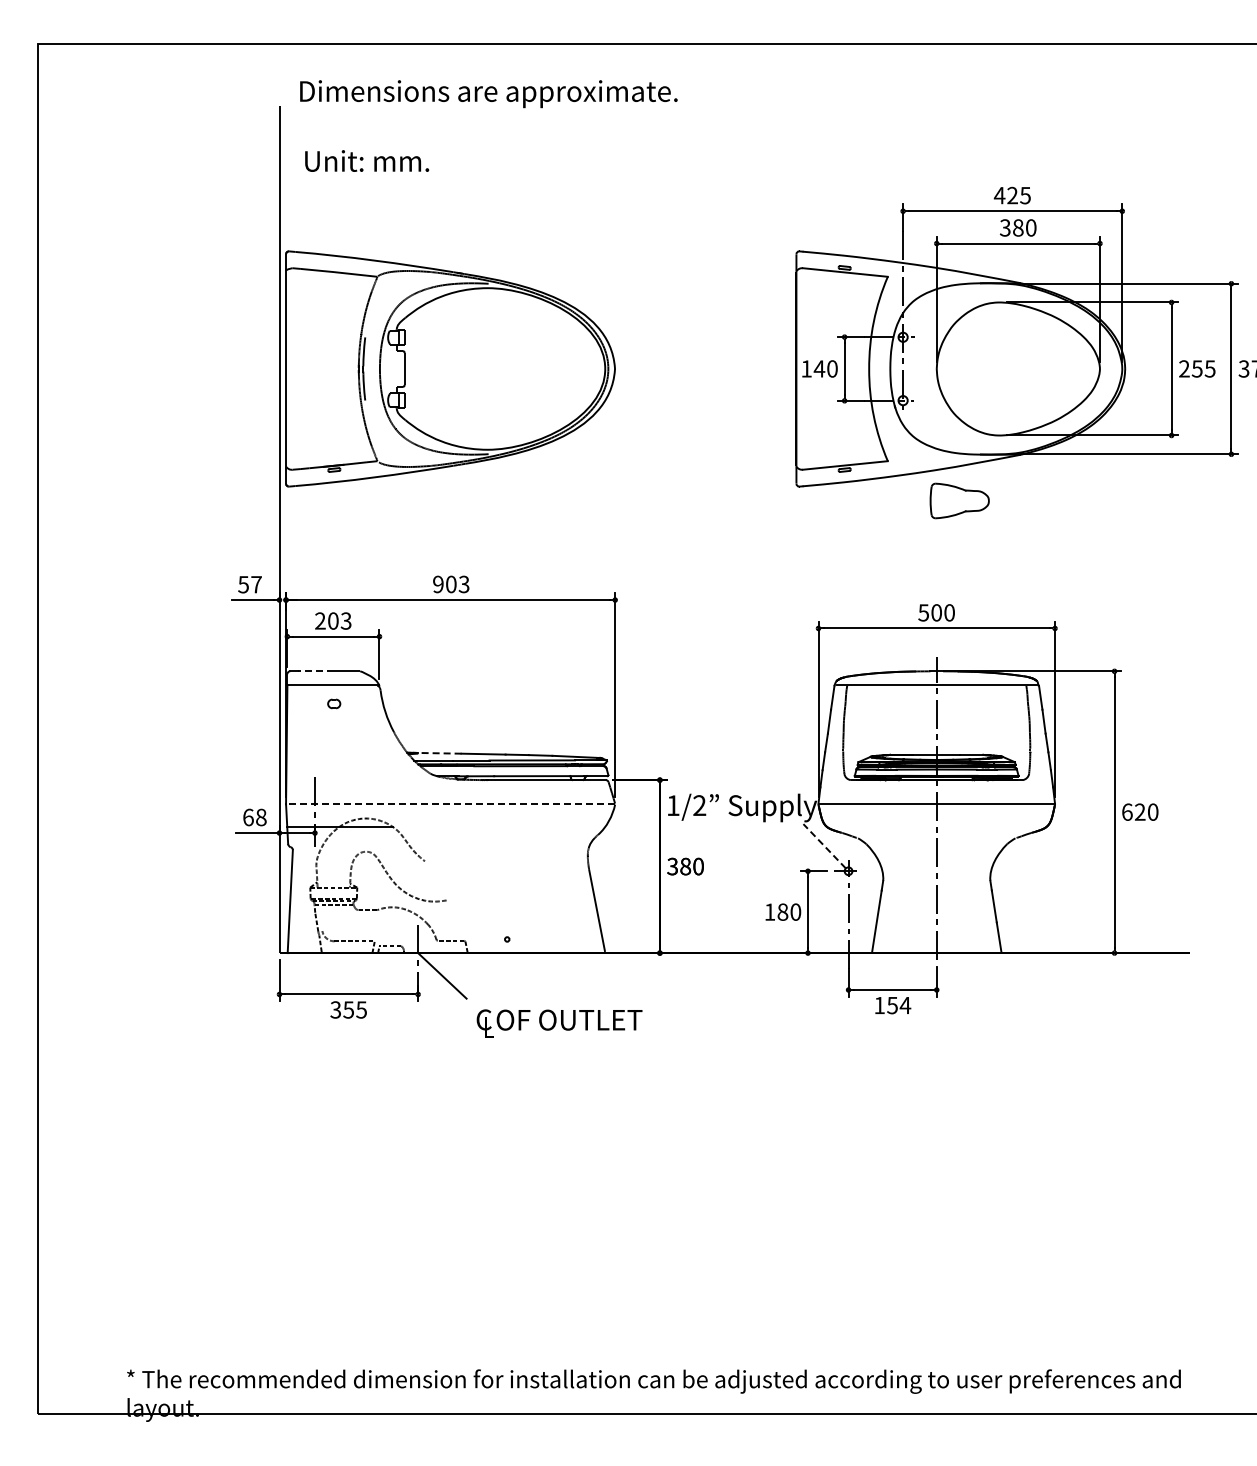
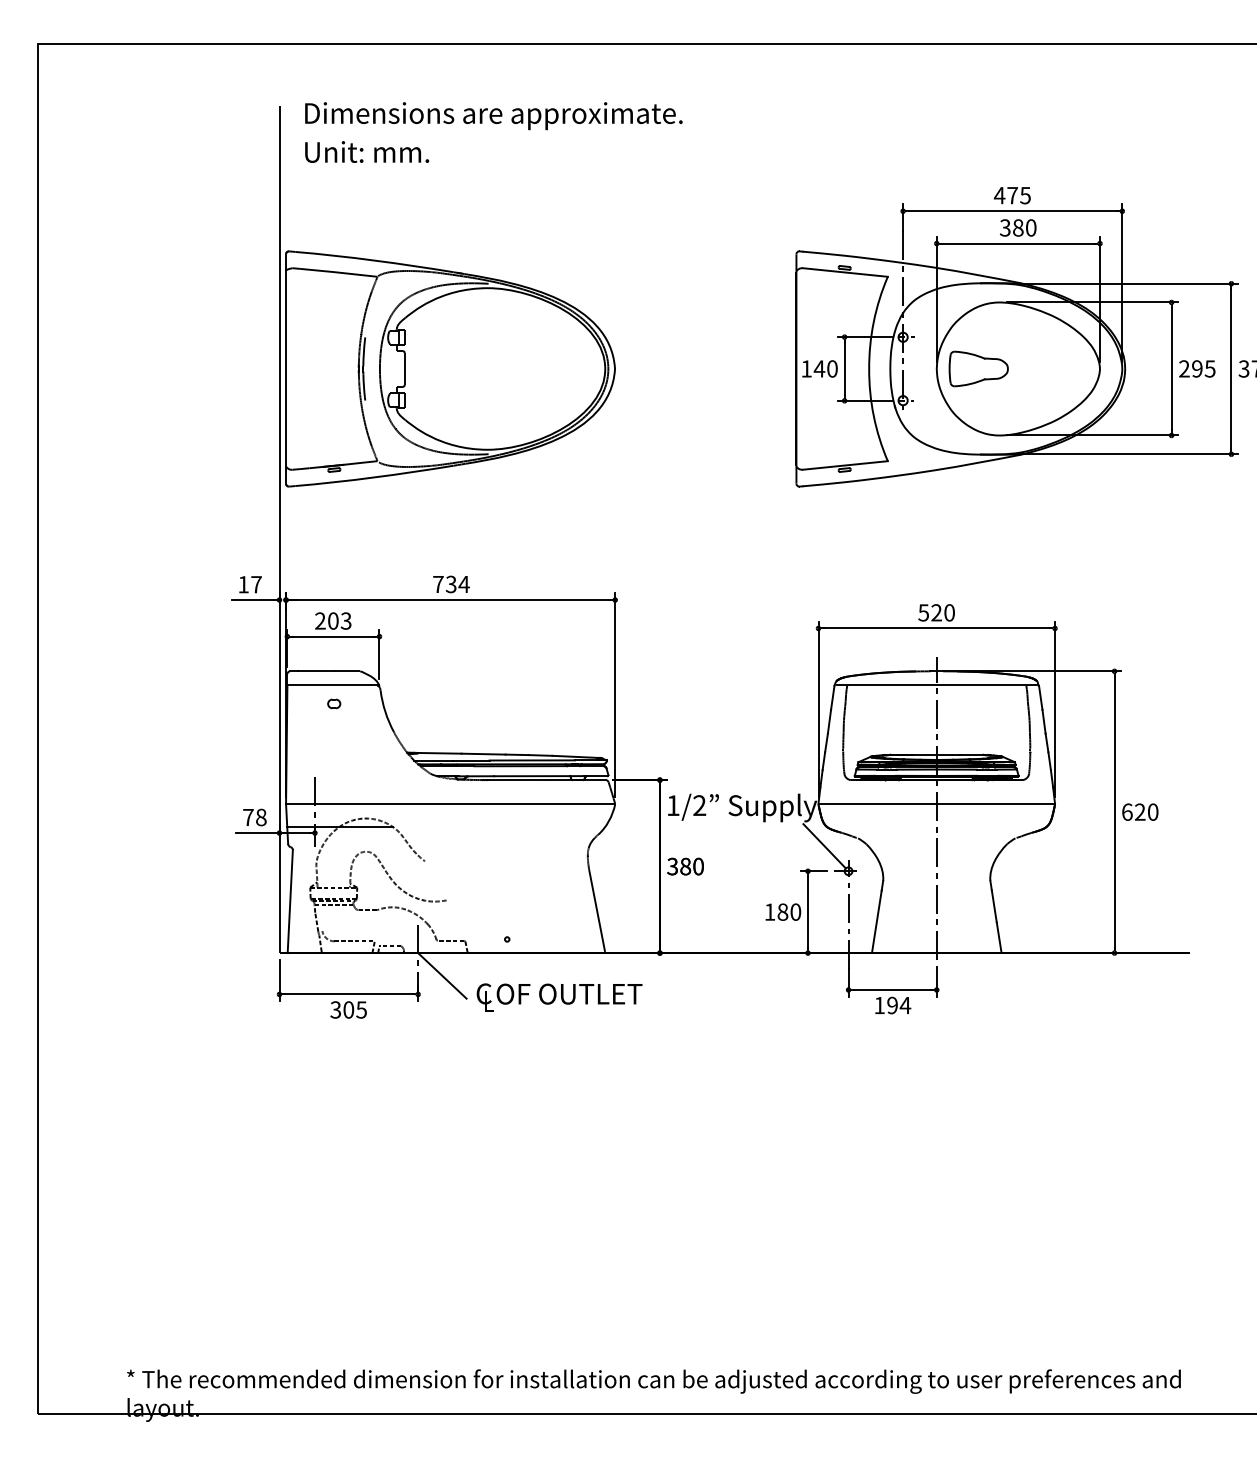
text position: (488, 94) -> (493, 116) (493, 116)
text position: (367, 160) -> (367, 151) (367, 151)
text: 425 -> 475 (1012, 195)
text: 255 -> 295 (1196, 368)
part position: (959, 500) -> (978, 368) (978, 368)
text: 57 -> 17 (243, 584)
text: 903 -> 734 (451, 584)
text: 500 -> 520 (936, 612)
line: dashed -> solid (315, 671)
line: dashed -> solid (439, 753)
line: dashed -> solid (450, 804)
text: 68 -> 78 (248, 817)
line: dashed -> solid (824, 846)
text: 154 -> 194 (892, 1005)
text: 355 -> 305 (348, 1009)
text position: (559, 1023) -> (559, 997) (559, 997)
